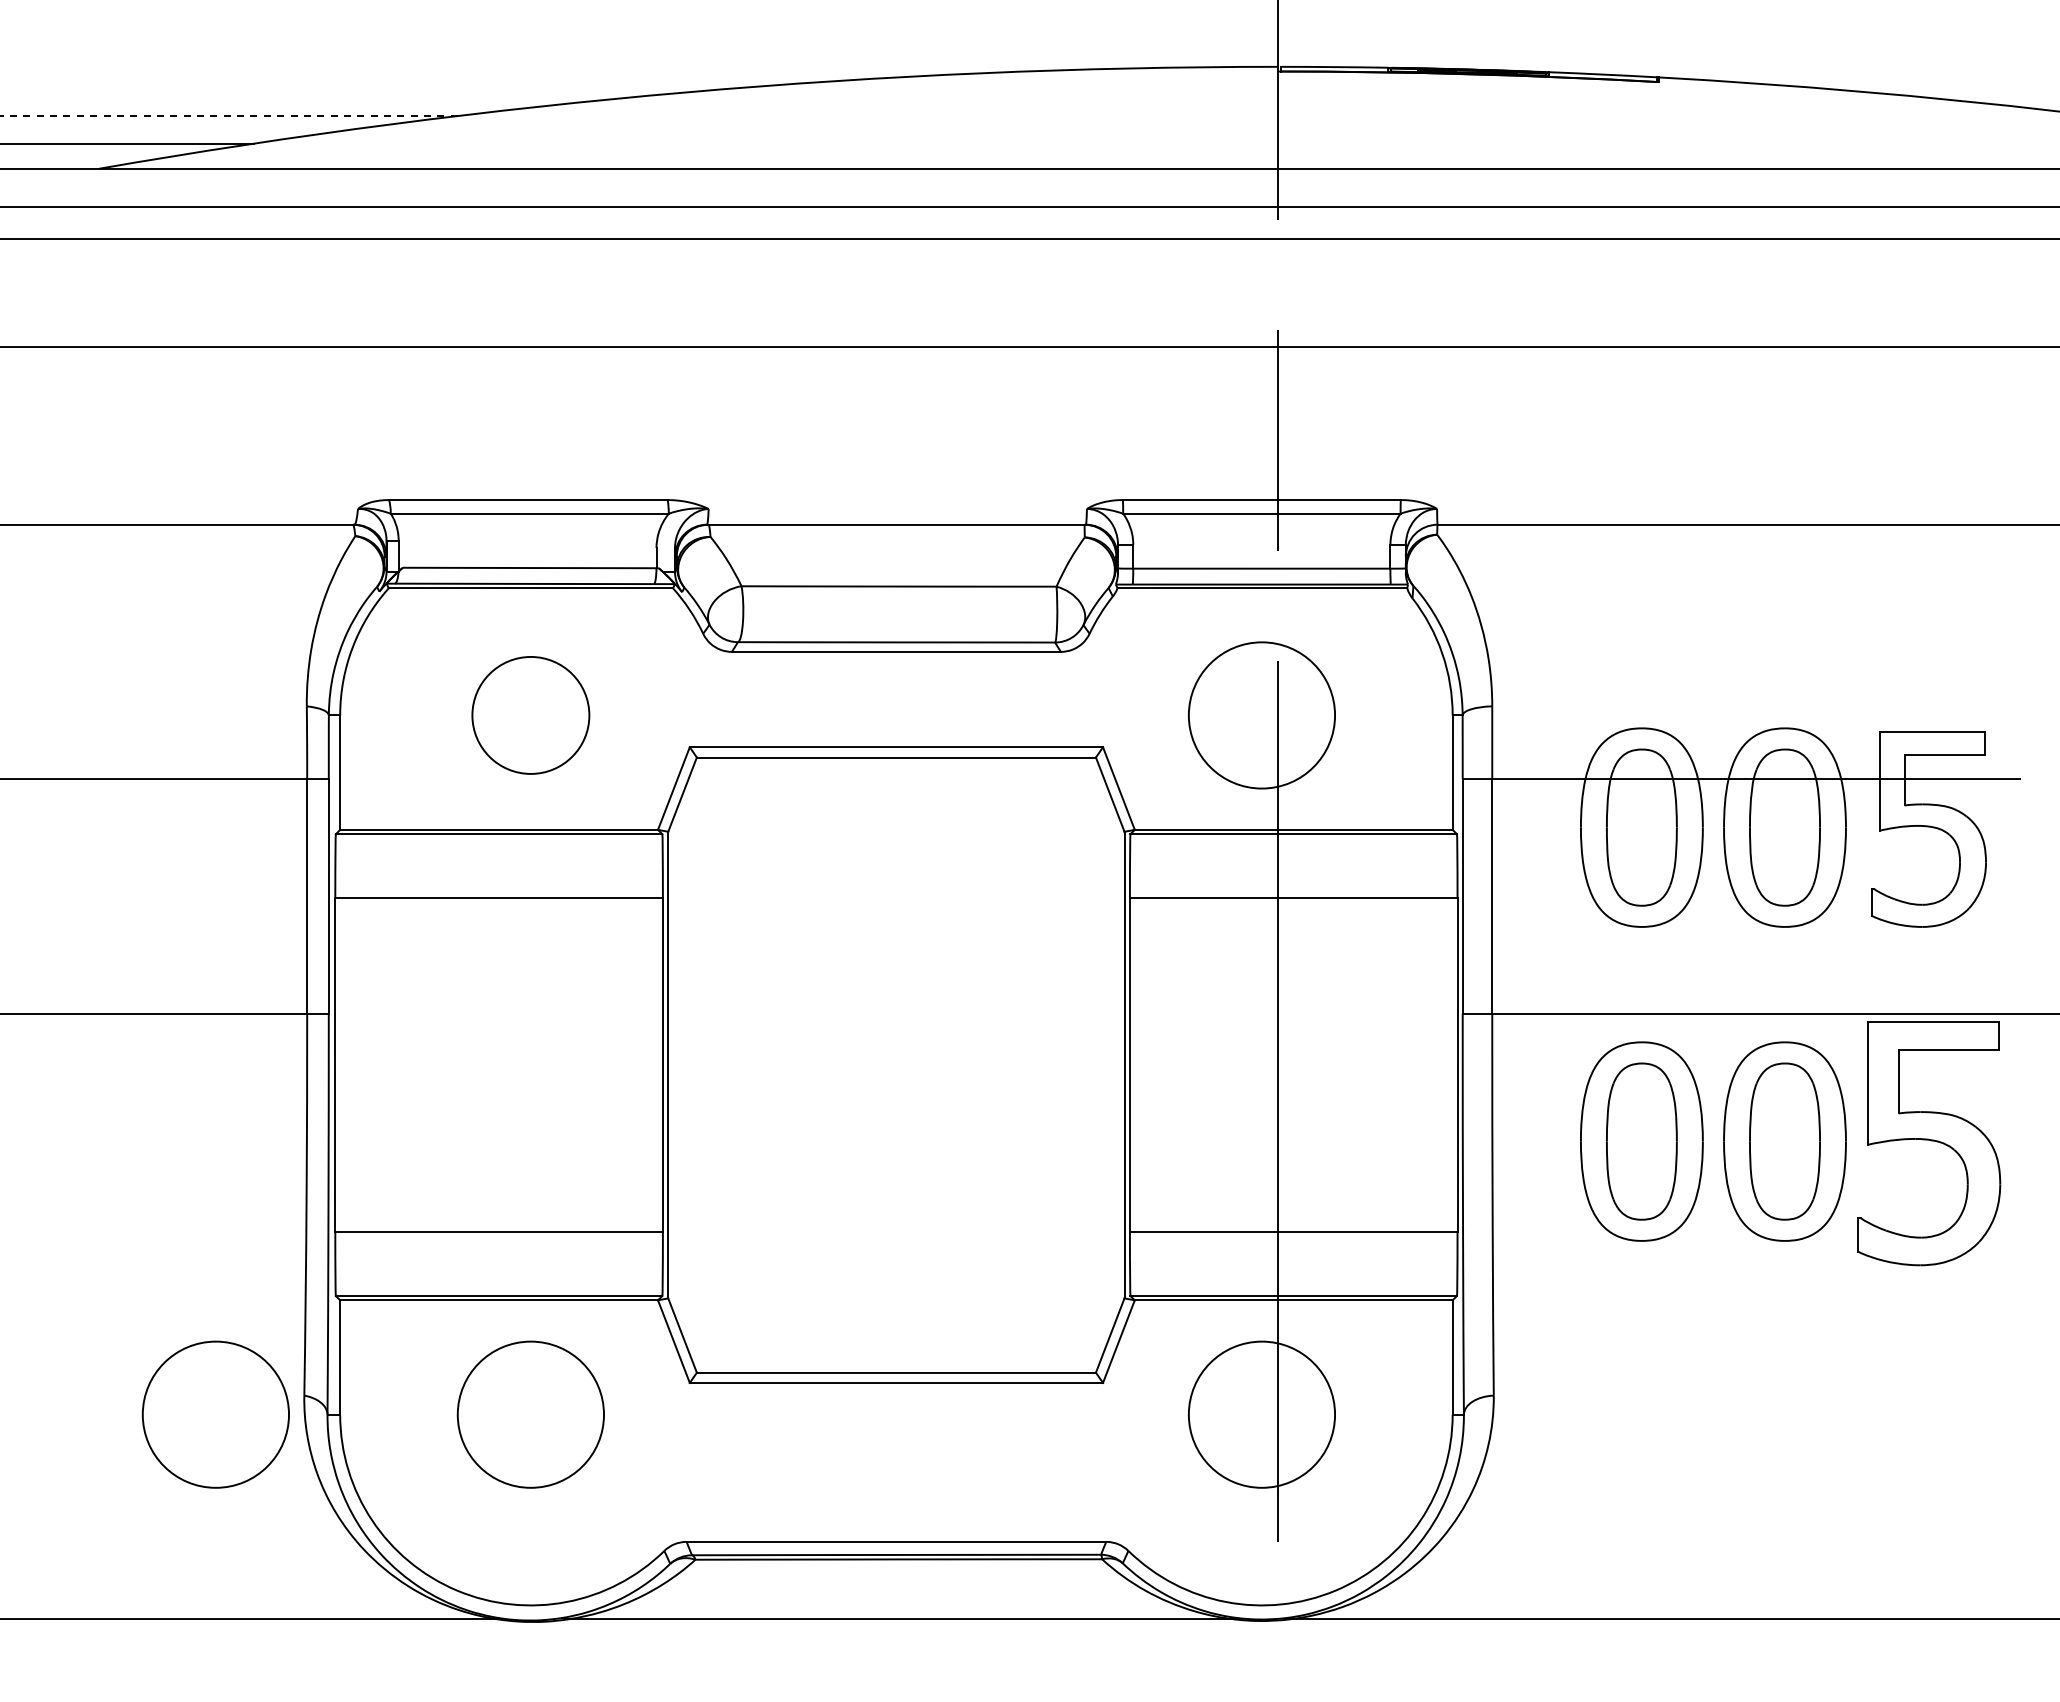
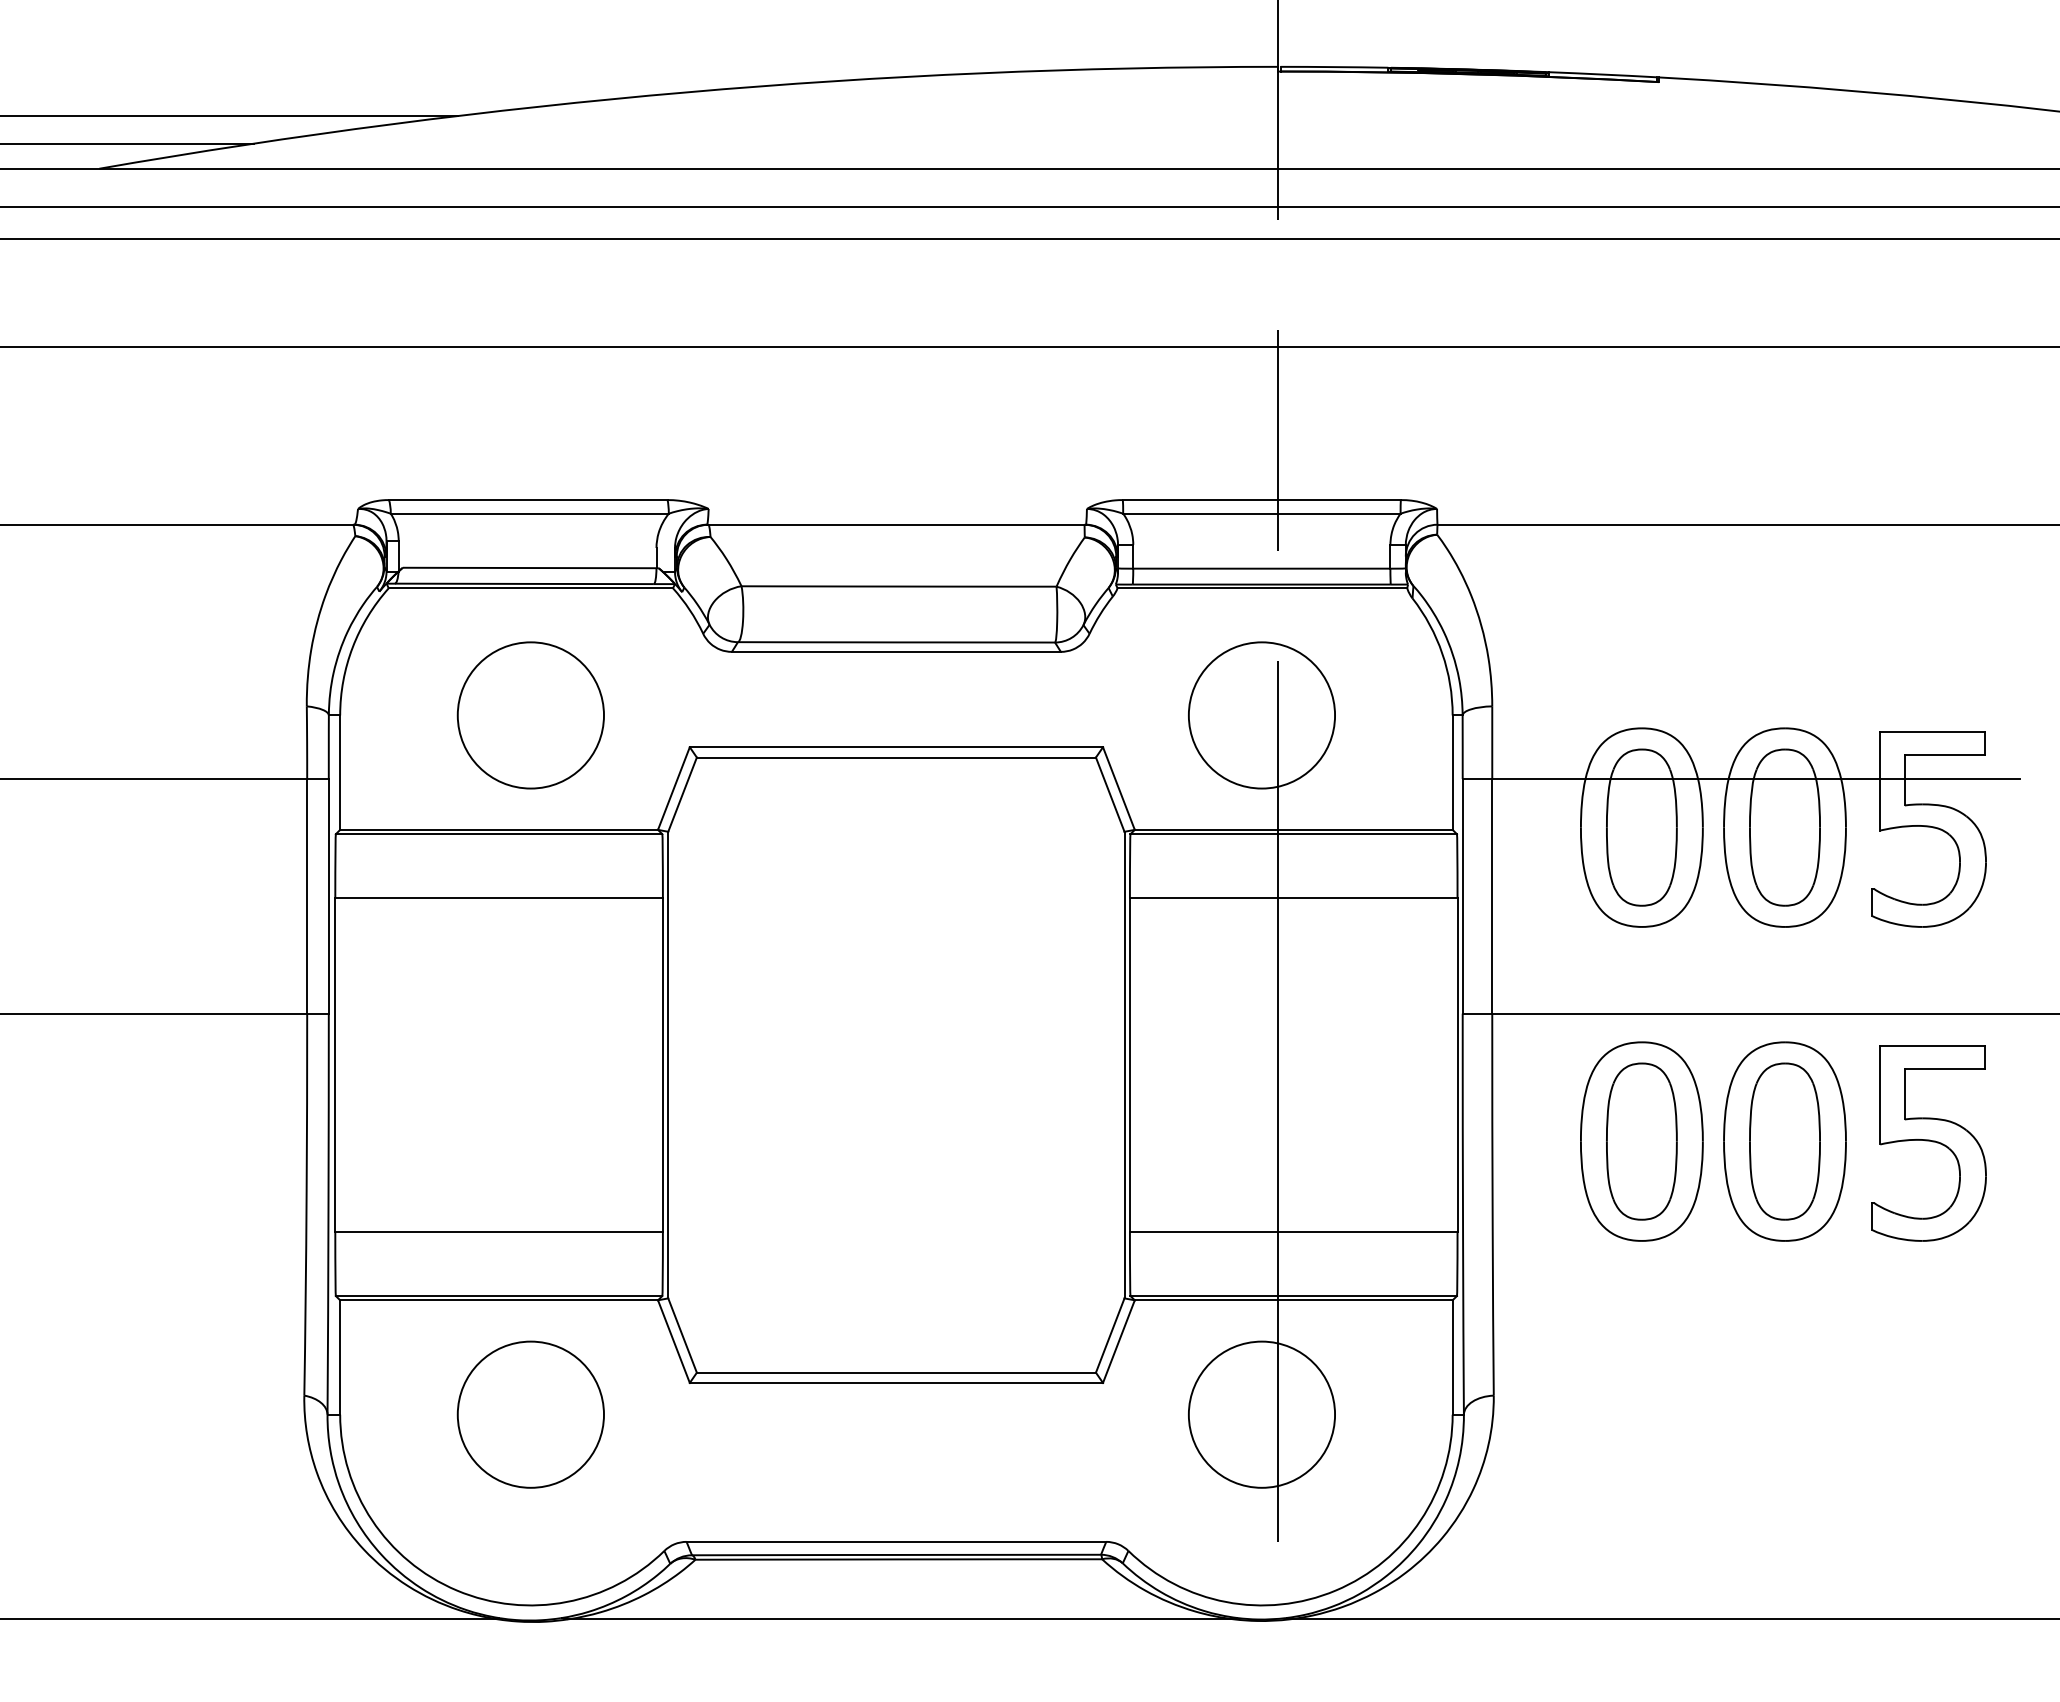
line: dashed -> solid (228, 115)
circle diameter: 117 px -> 146 px (530, 715)
part size: 145x246 px -> 116x197 px (1928, 1143)
circle: present -> none (215, 1414)
